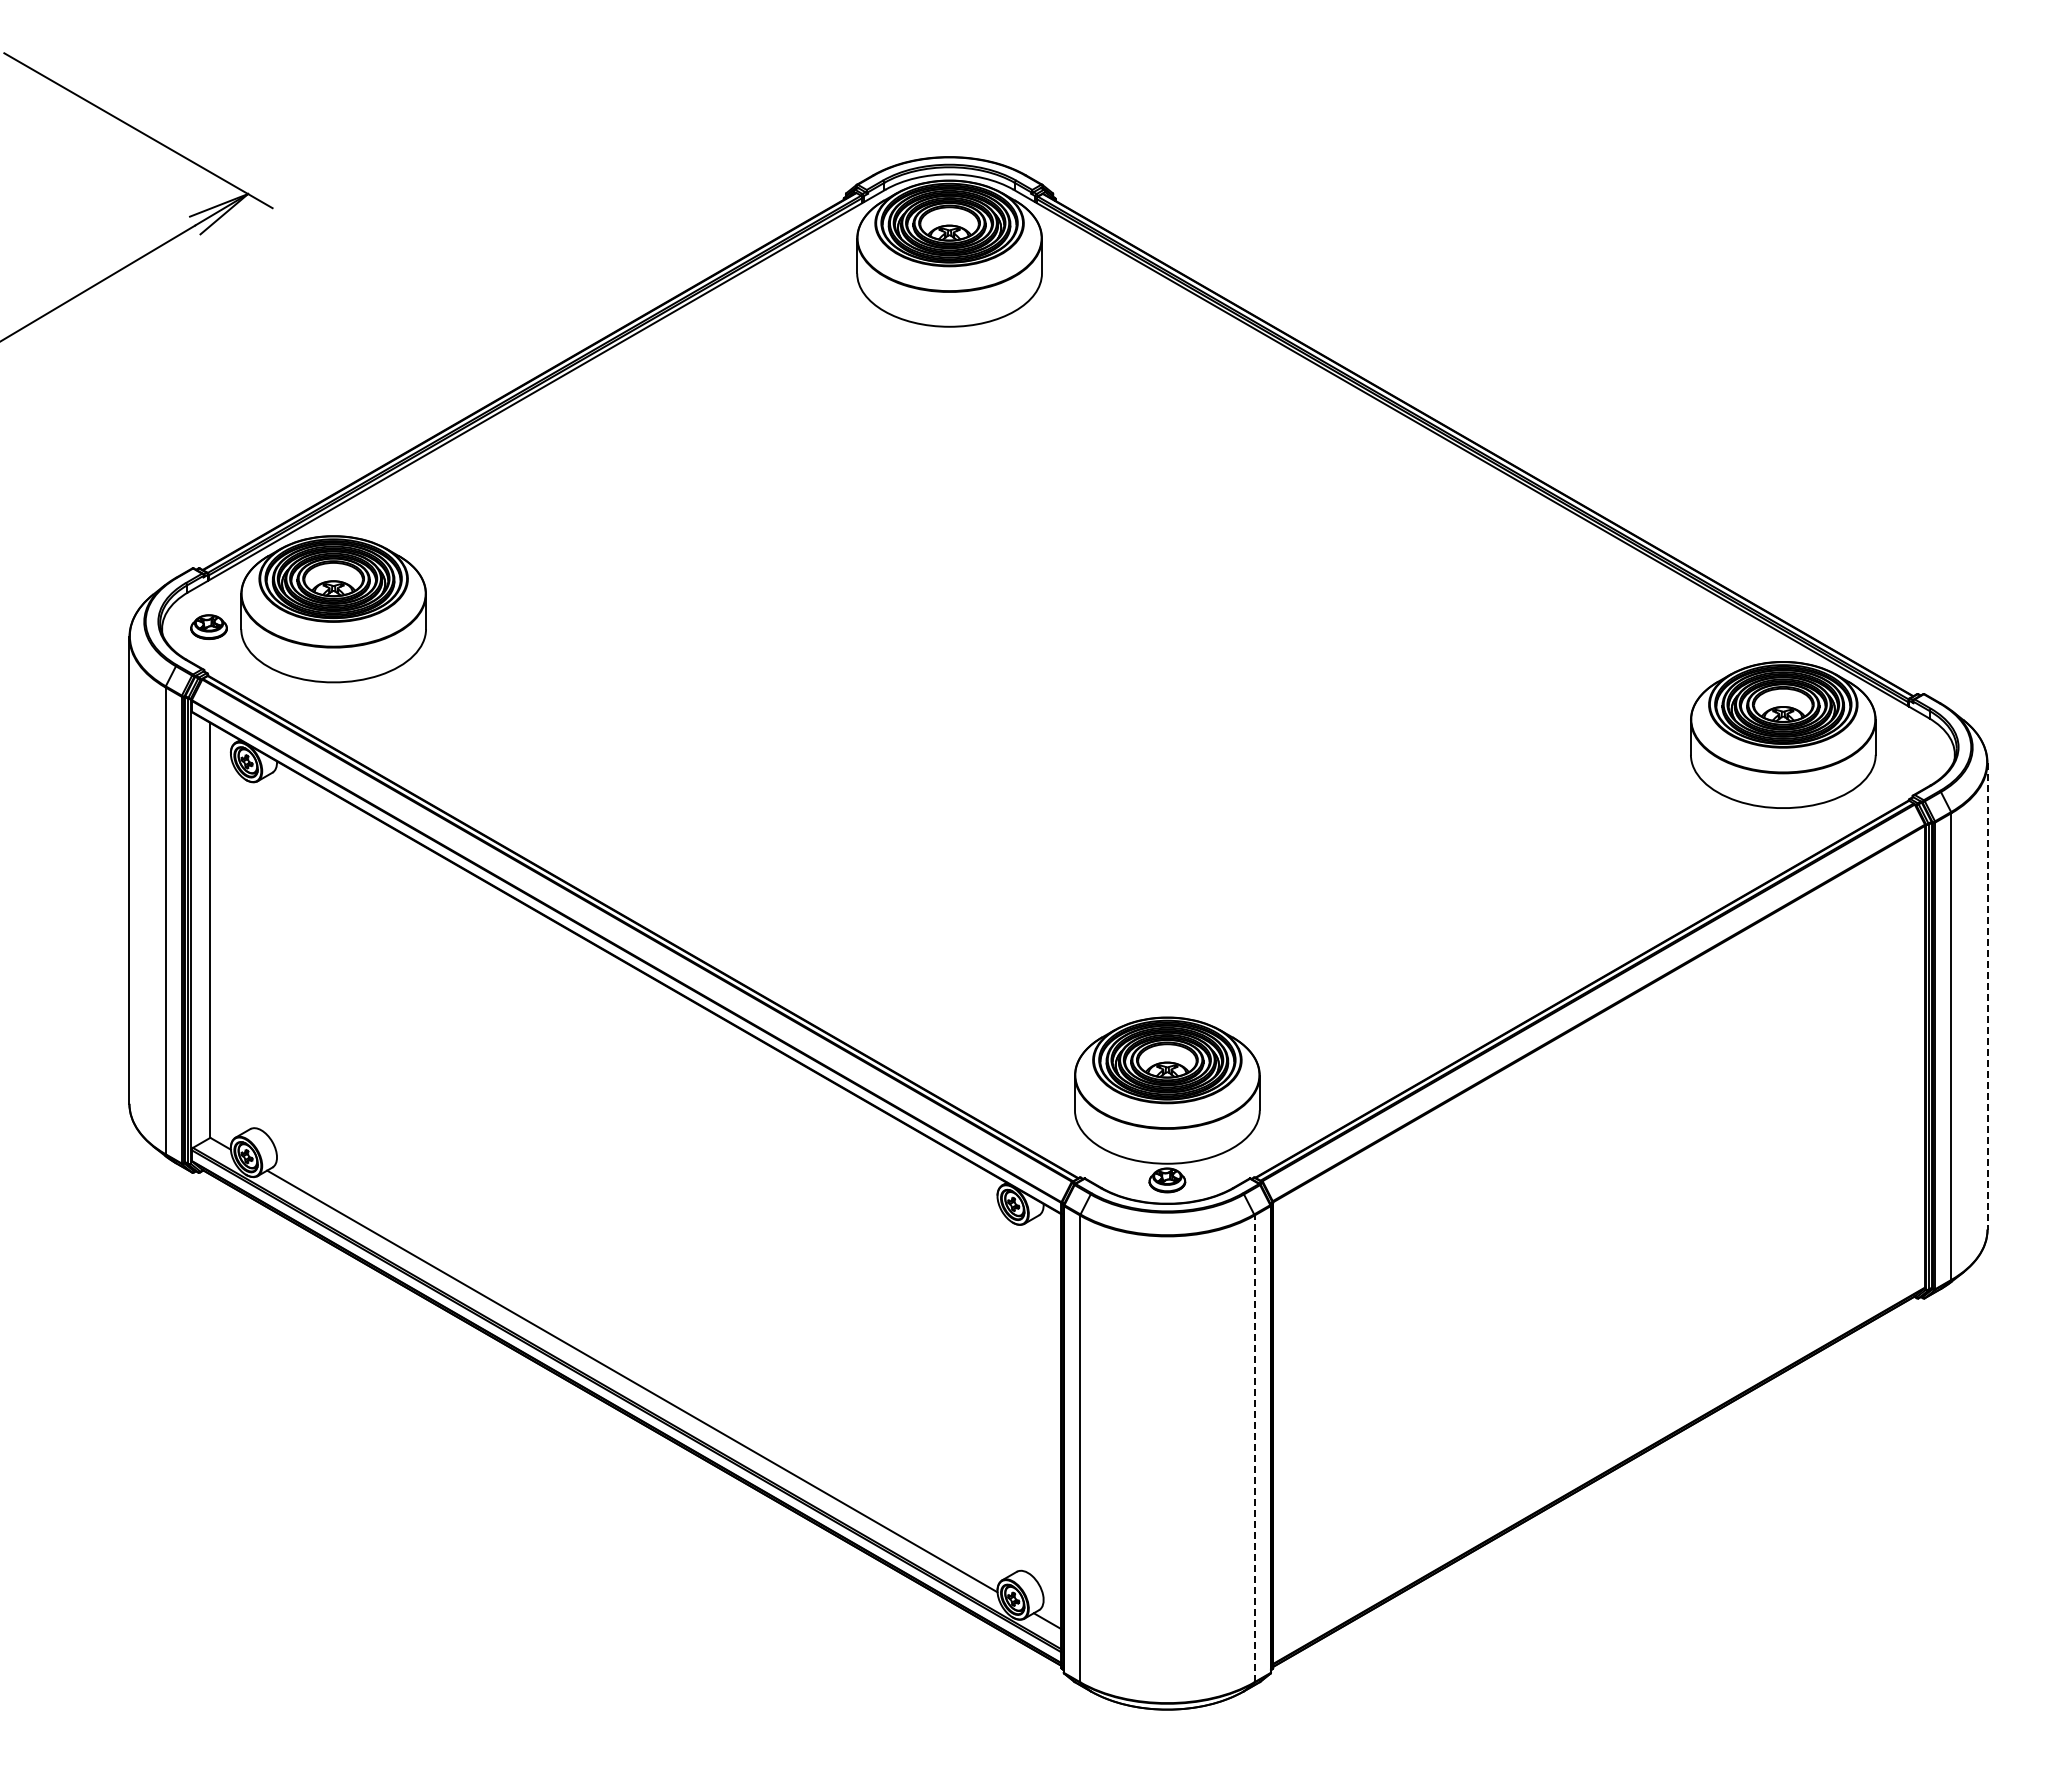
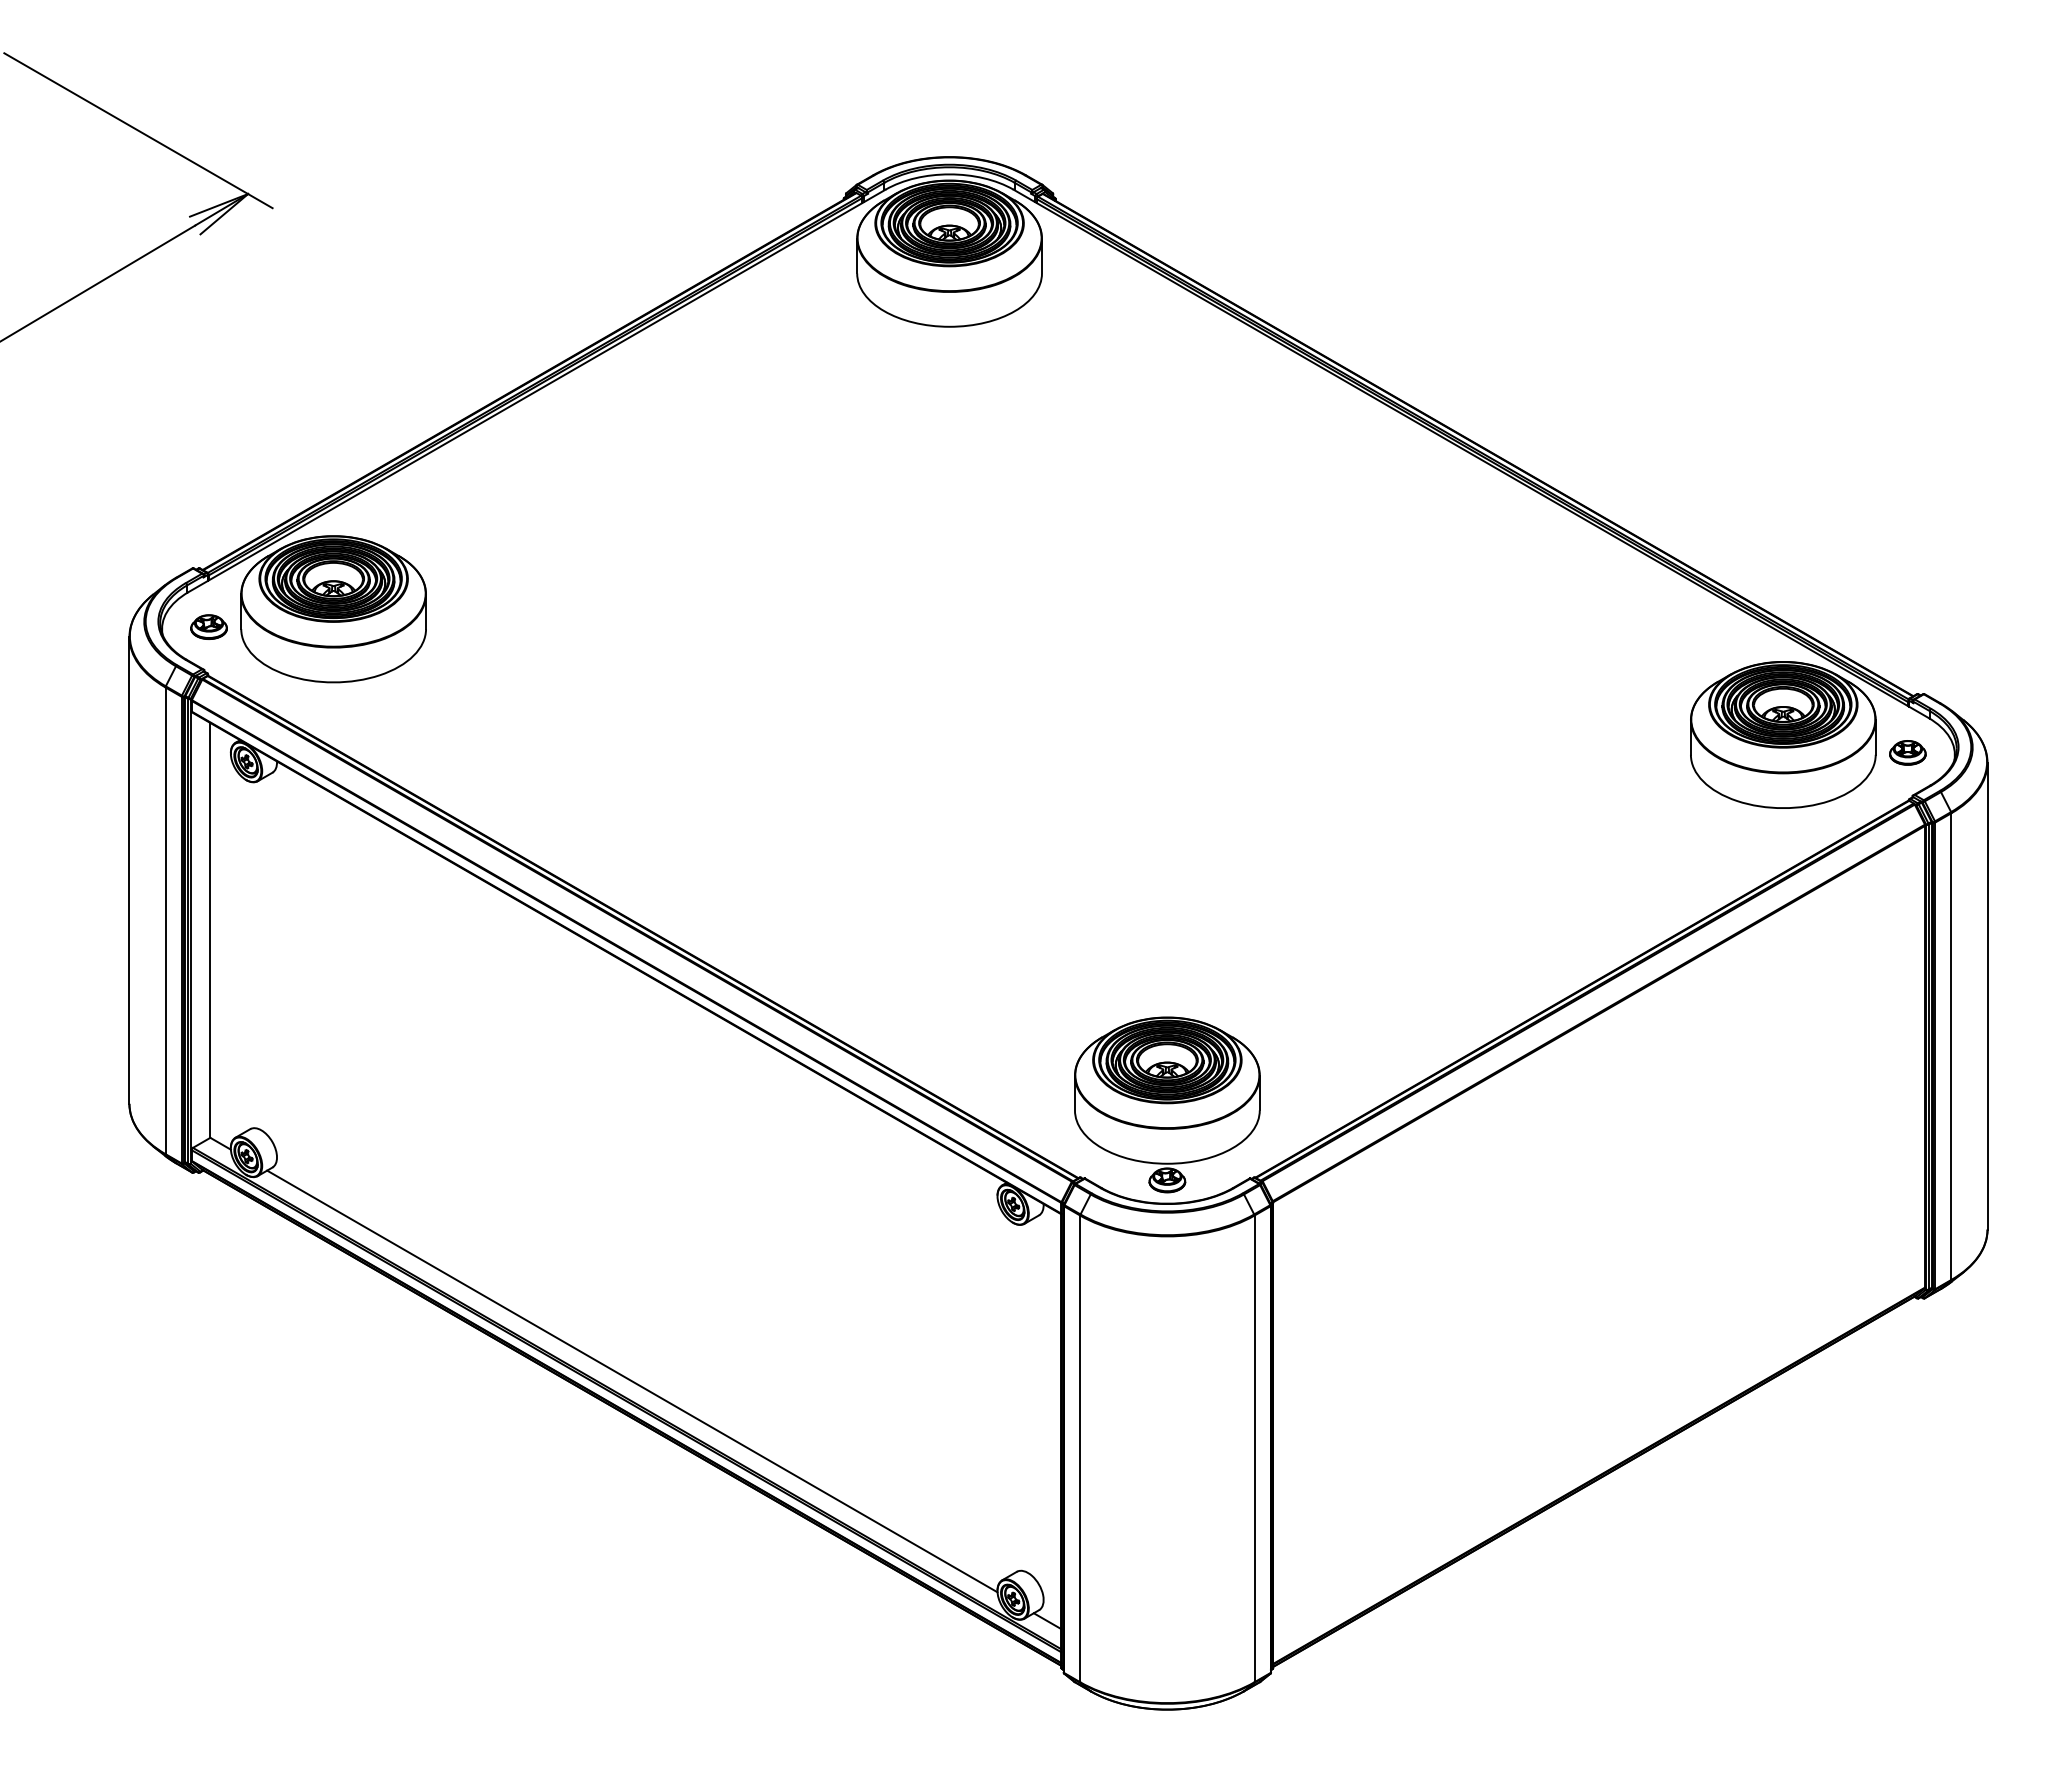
part: none -> present (1907, 752)
line: dashed -> solid (1987, 996)
line: dashed -> solid (1254, 1448)
